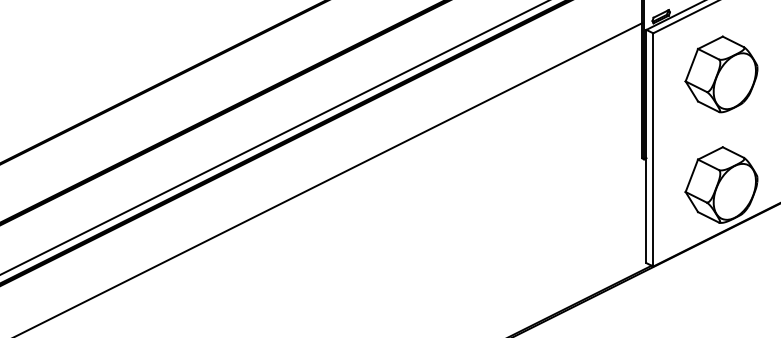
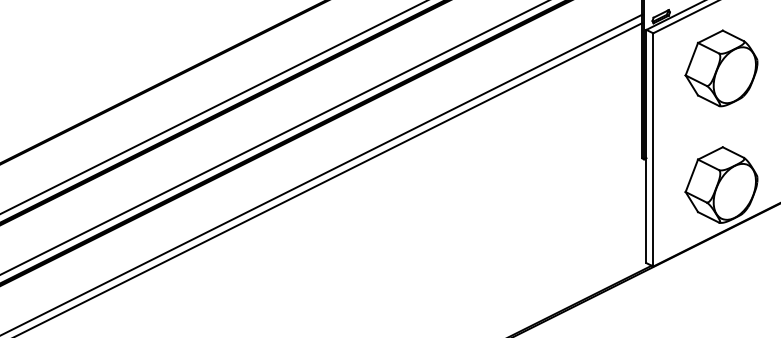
part position: (721, 74) -> (721, 68) (721, 68)
line: none -> present (213, 107)
line: none -> present (322, 174)
